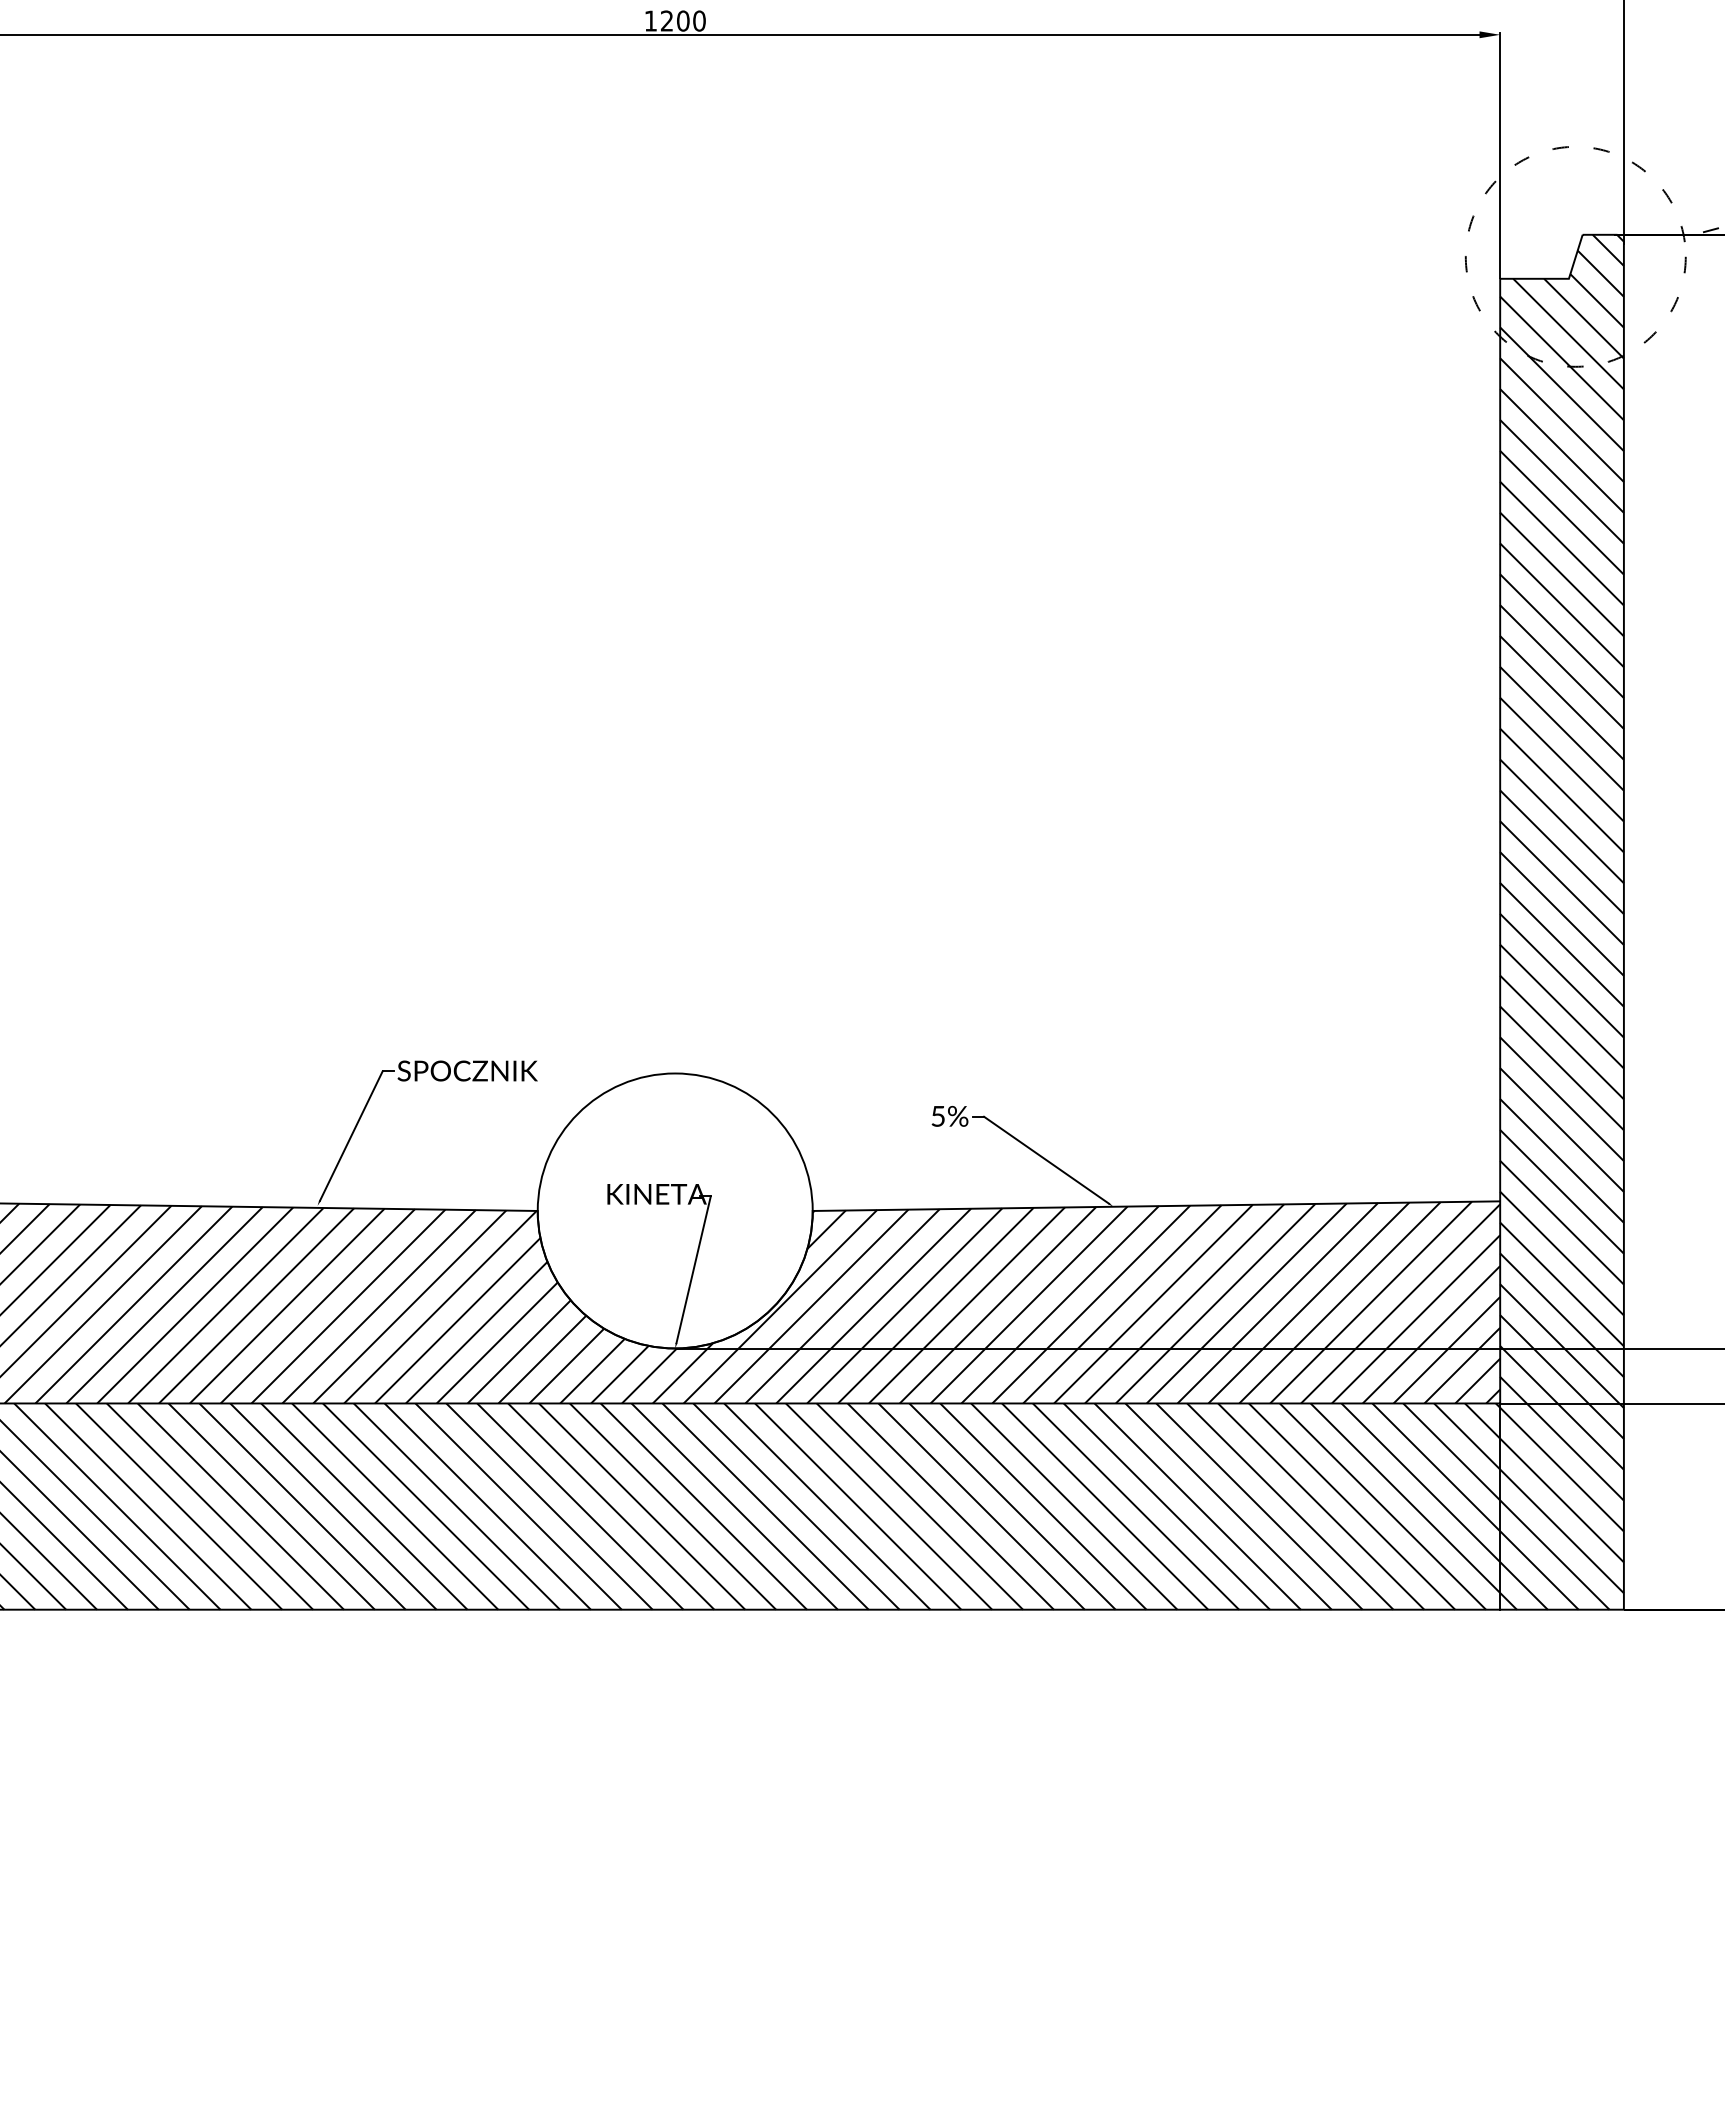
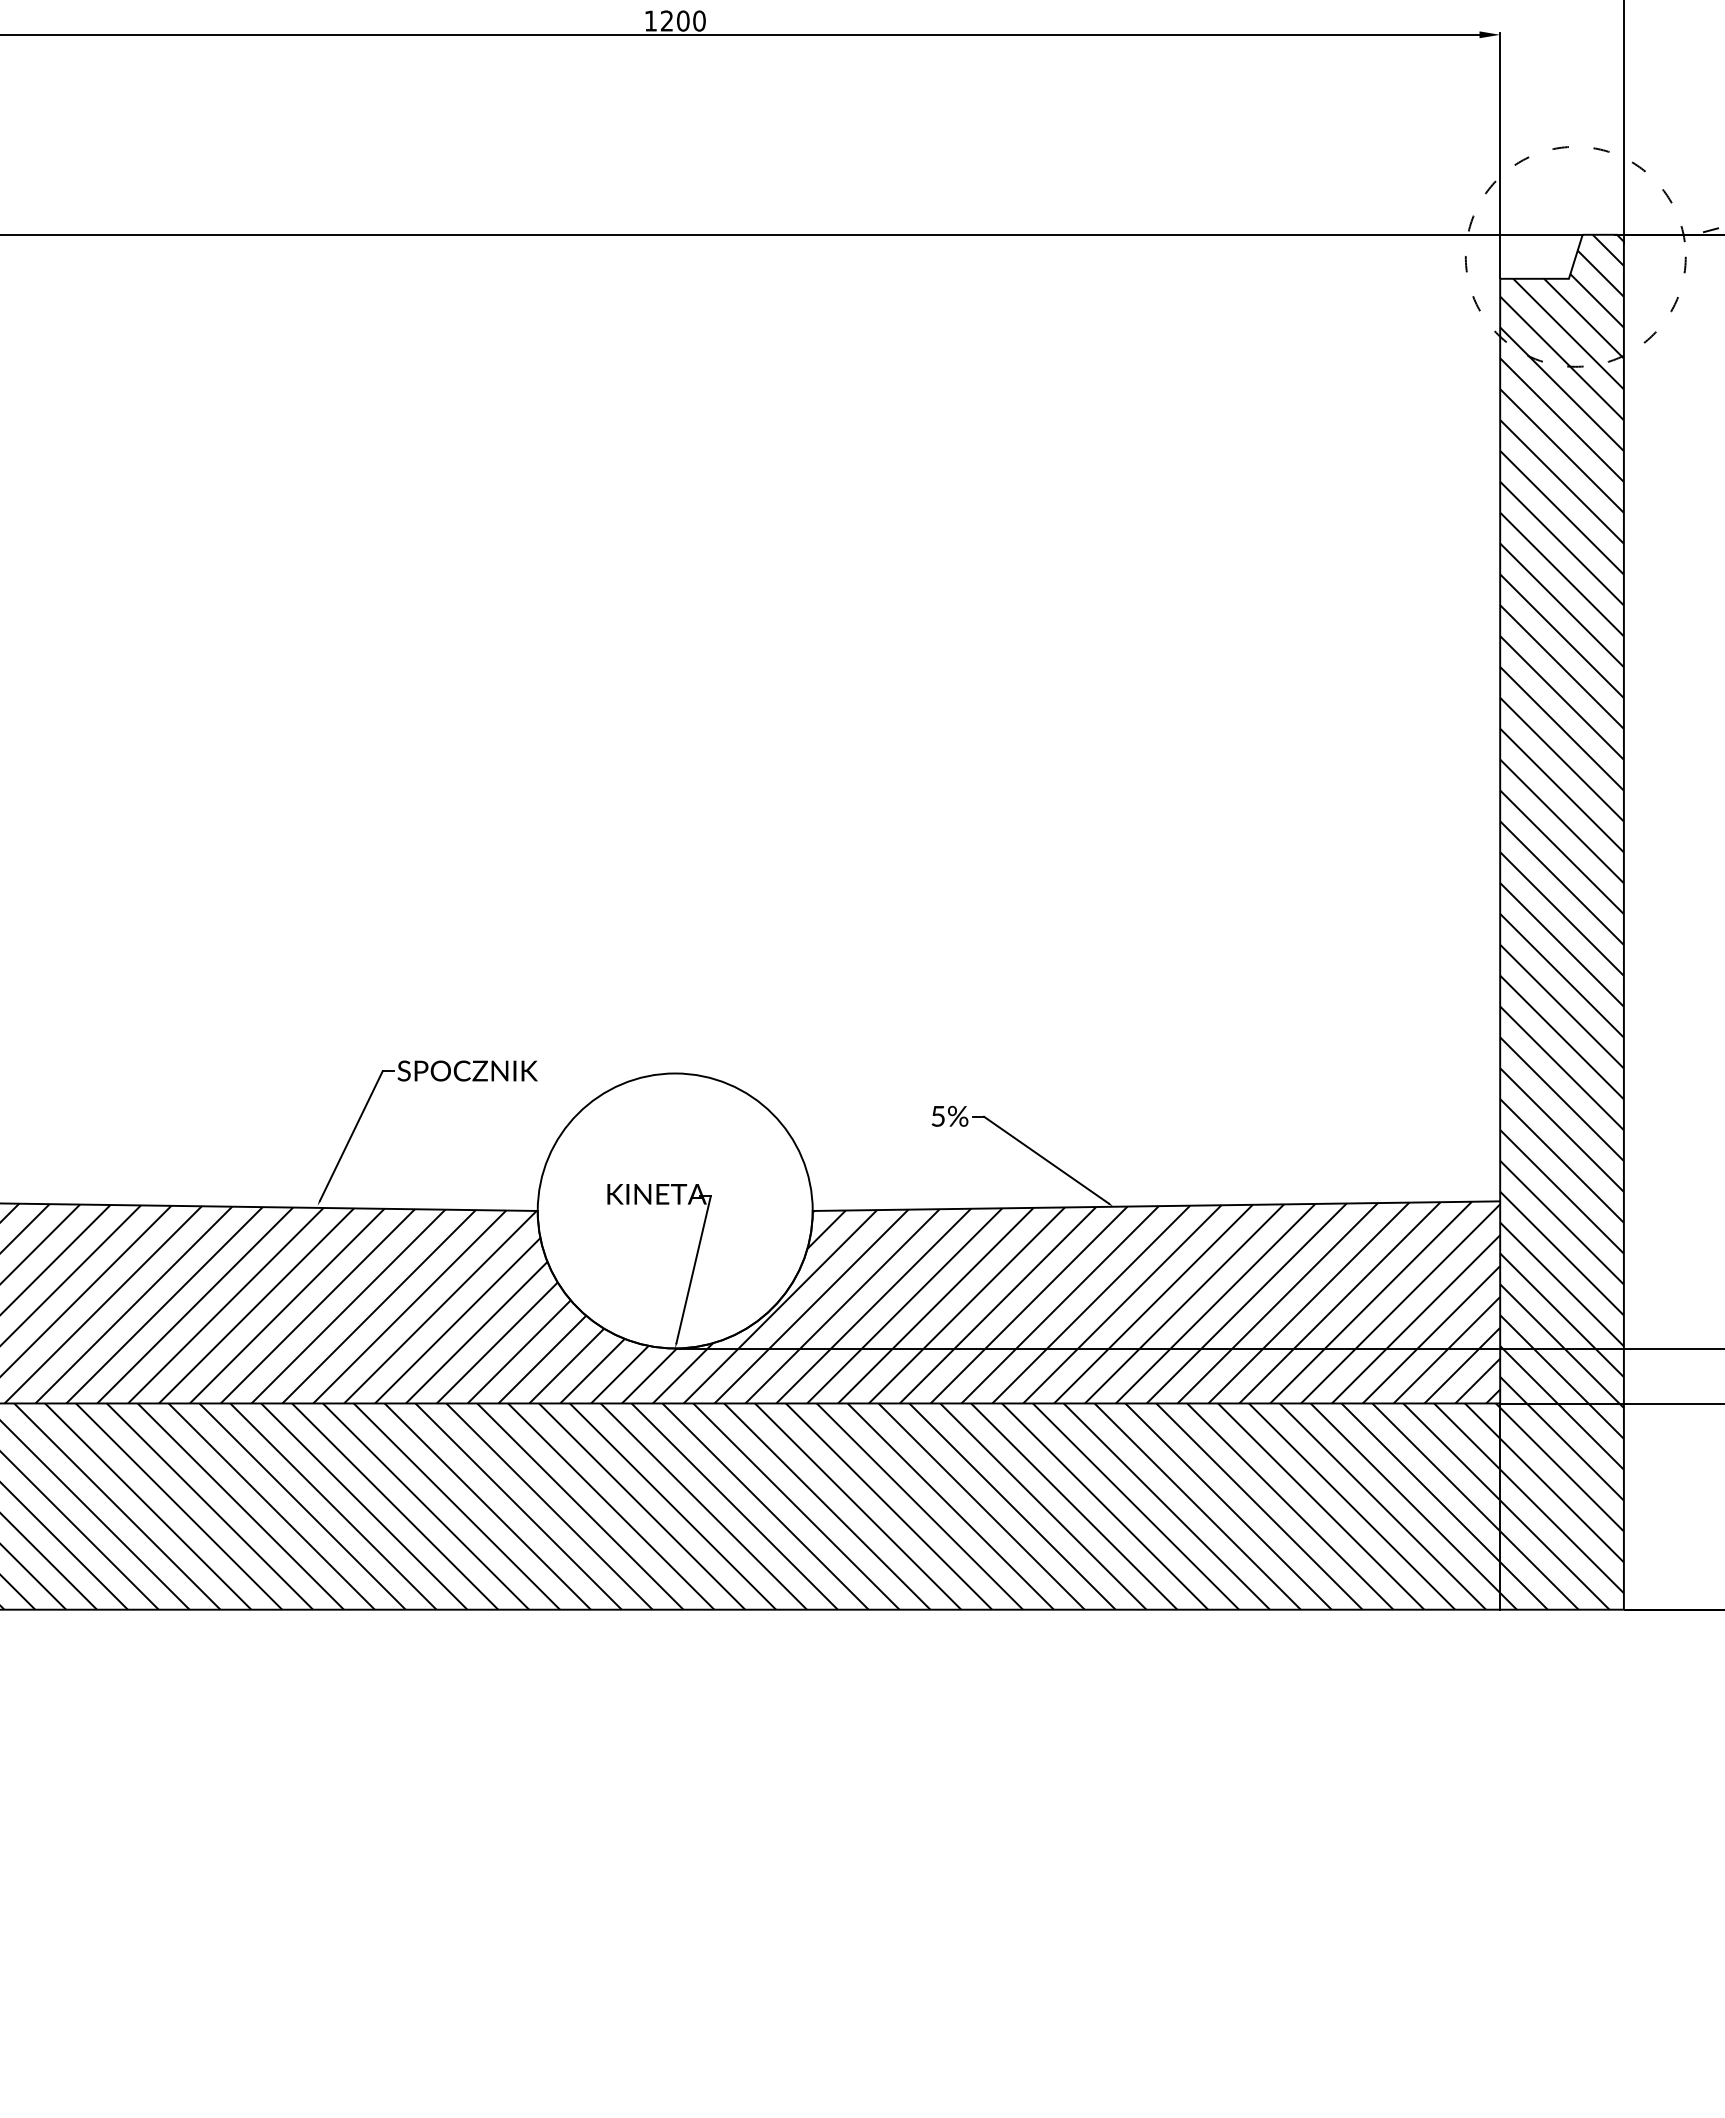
line: none -> present (792, 234)
